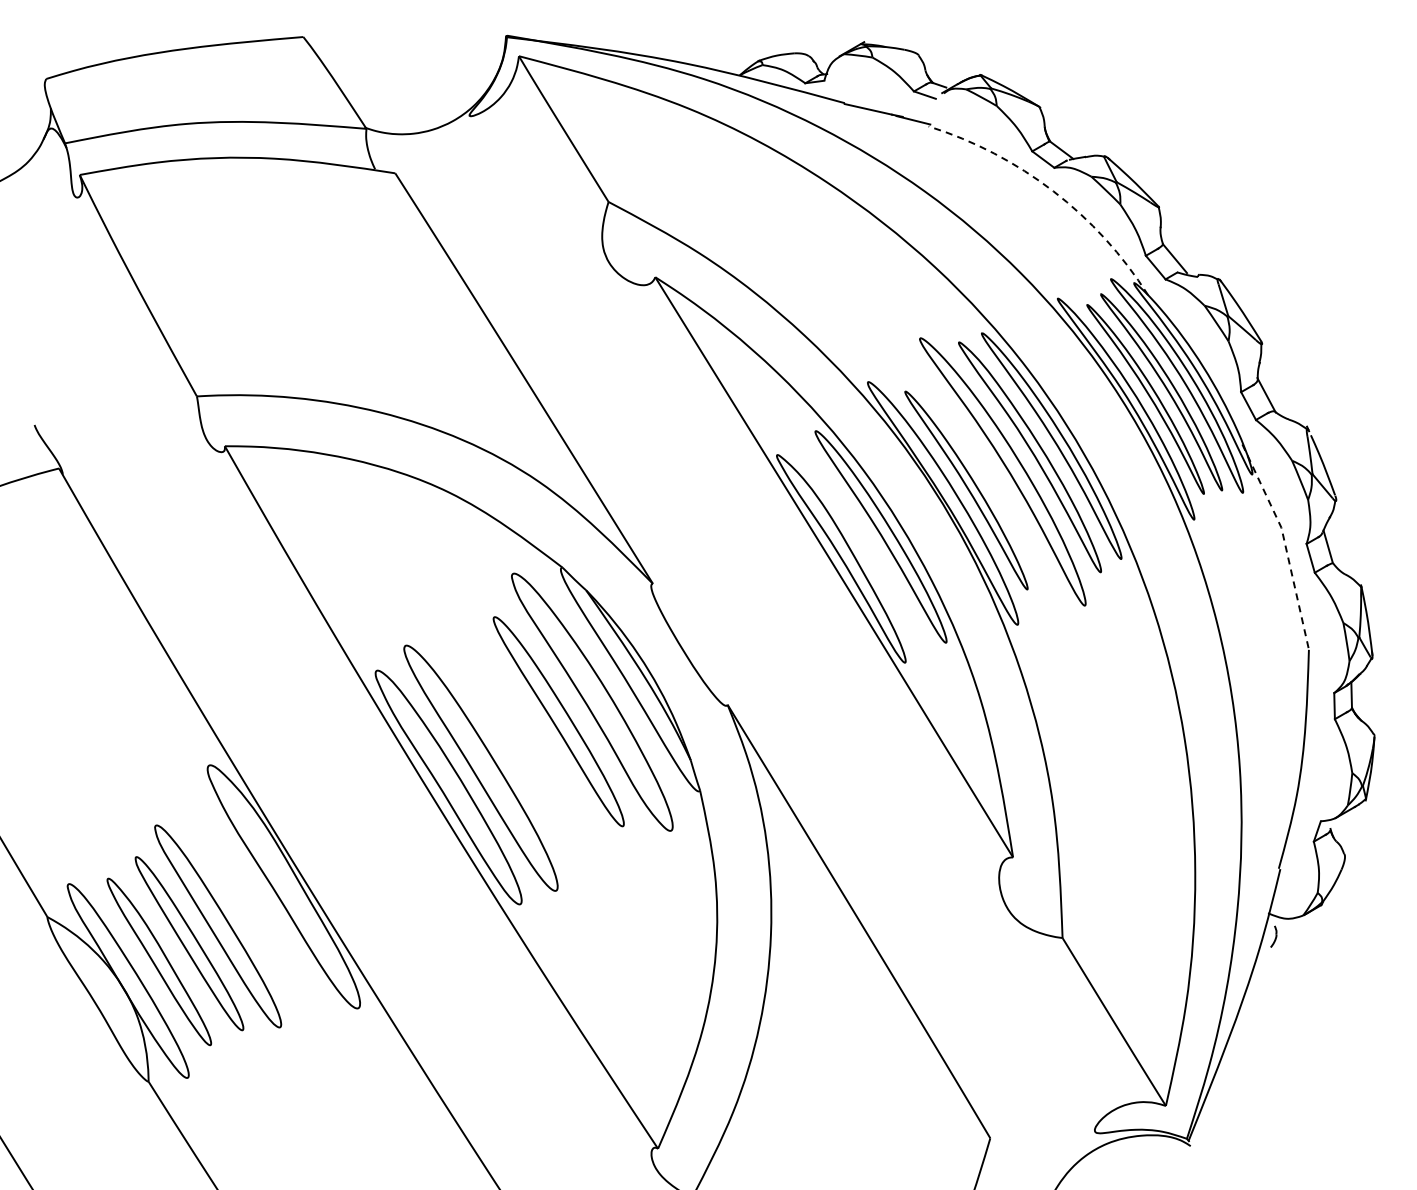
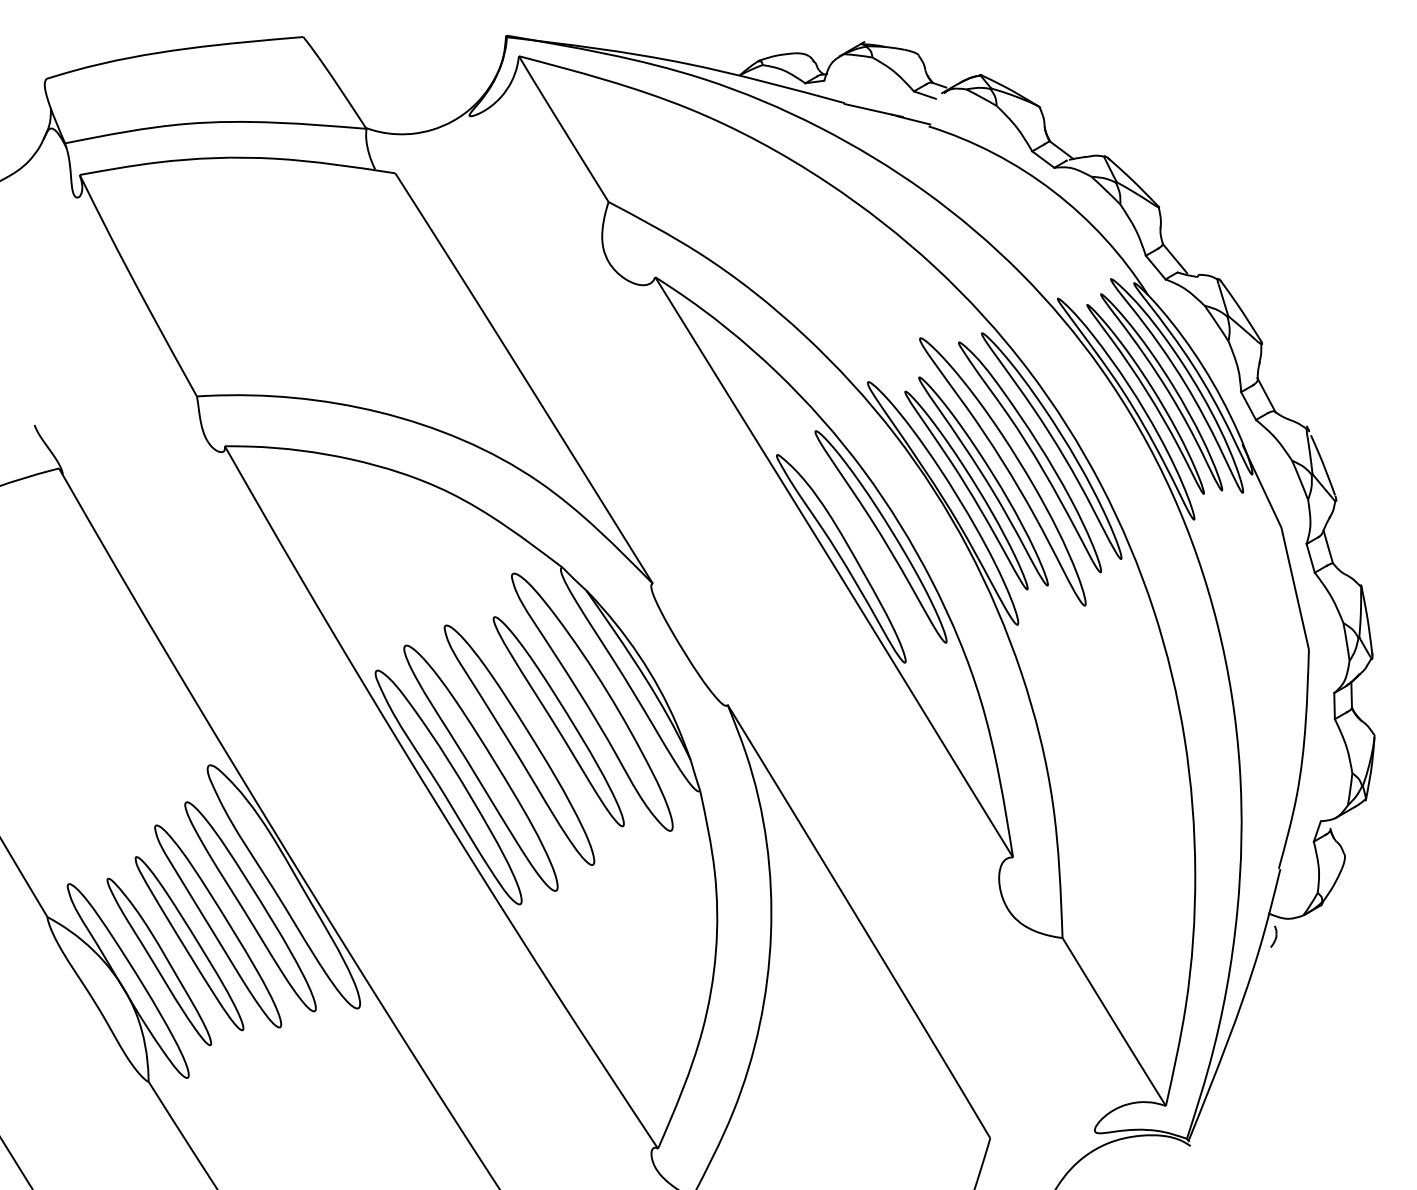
arc: dashed -> solid (1053, 191)
part: none -> present (983, 481)
line: dashed -> solid (1285, 544)
part: none -> present (519, 744)
part: none -> present (250, 906)
